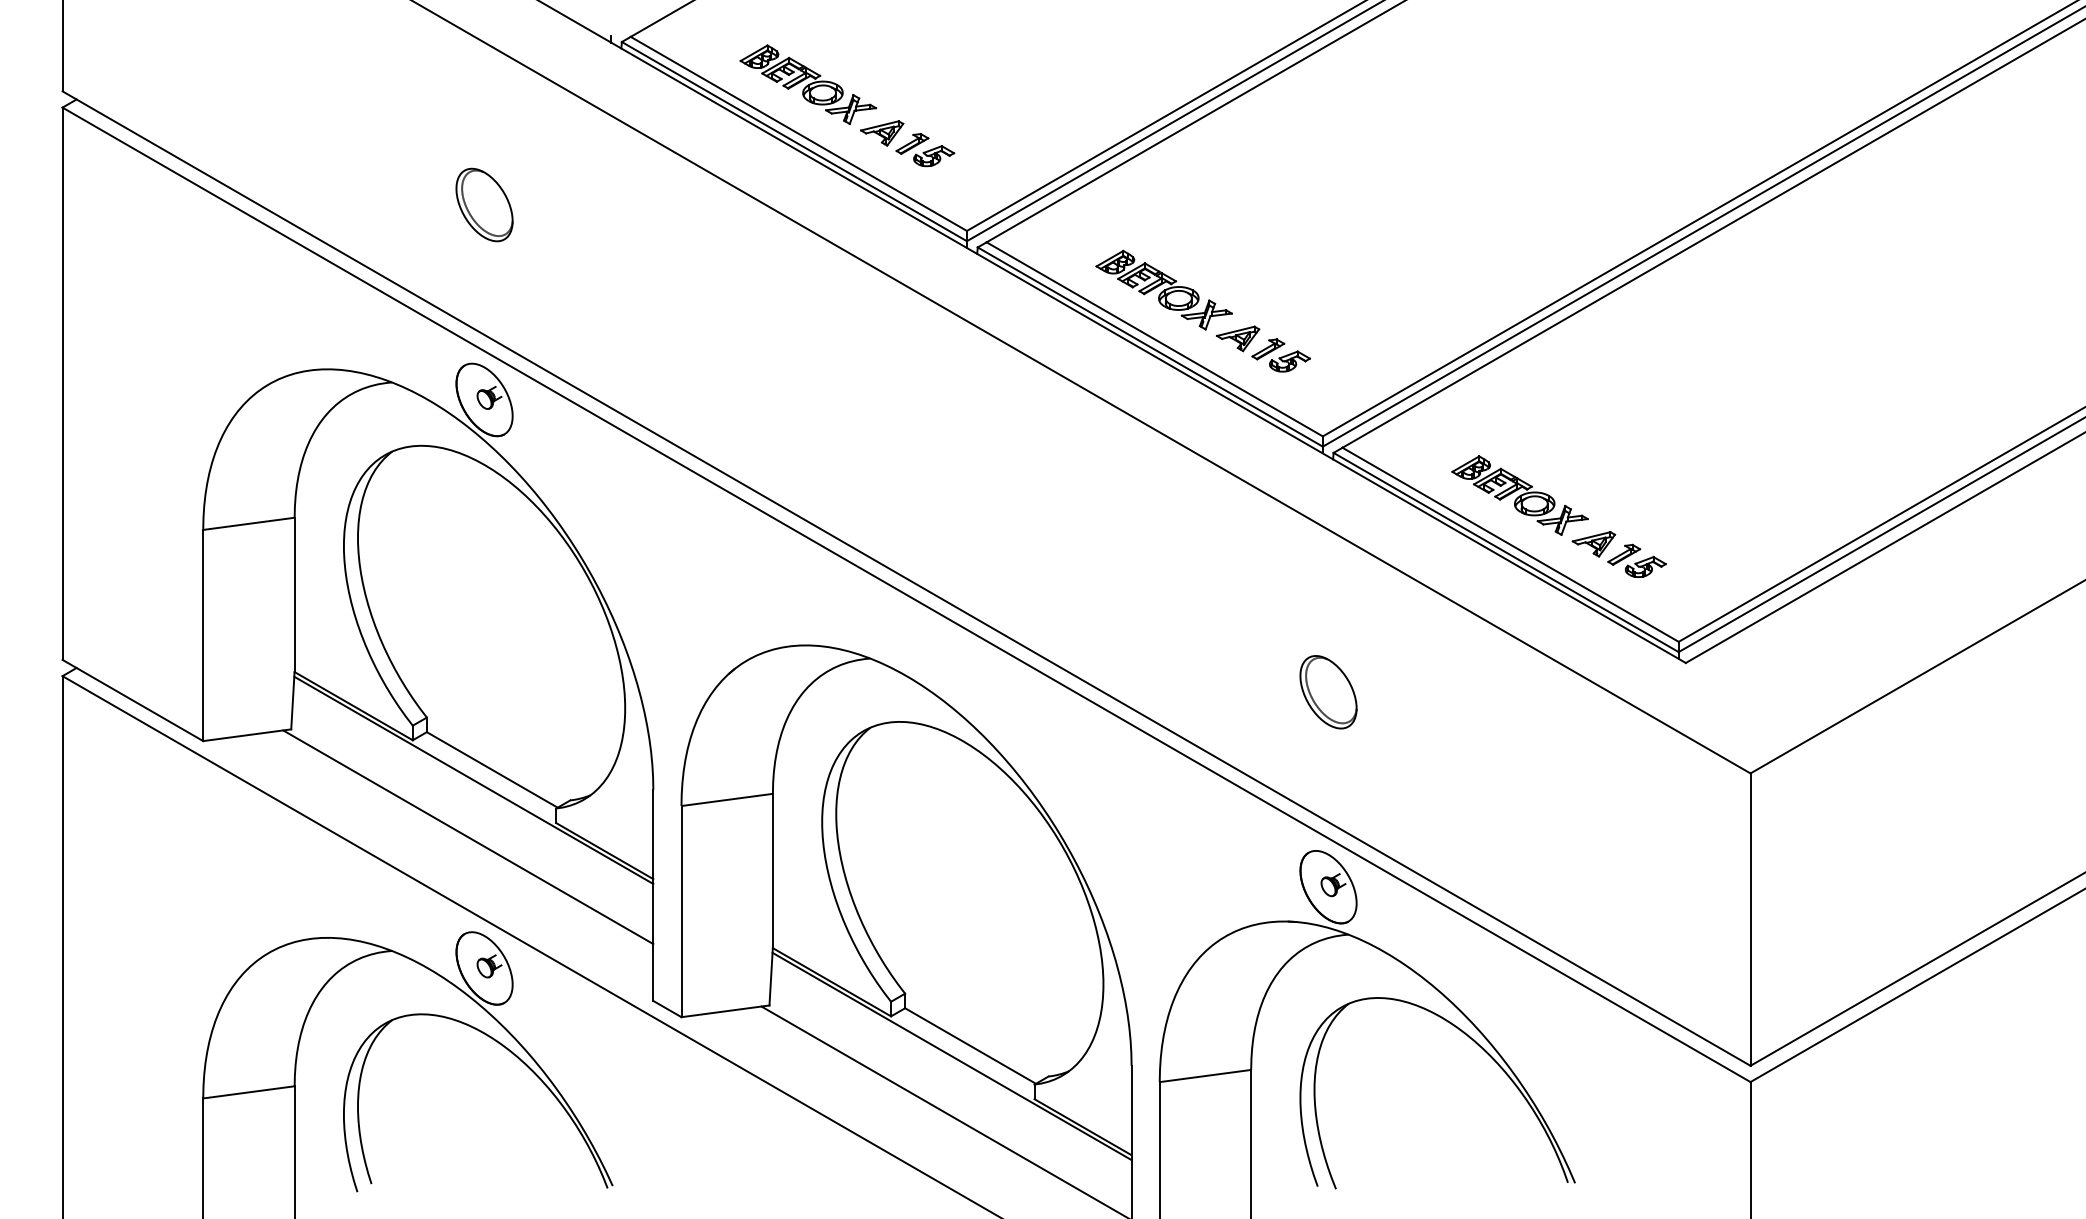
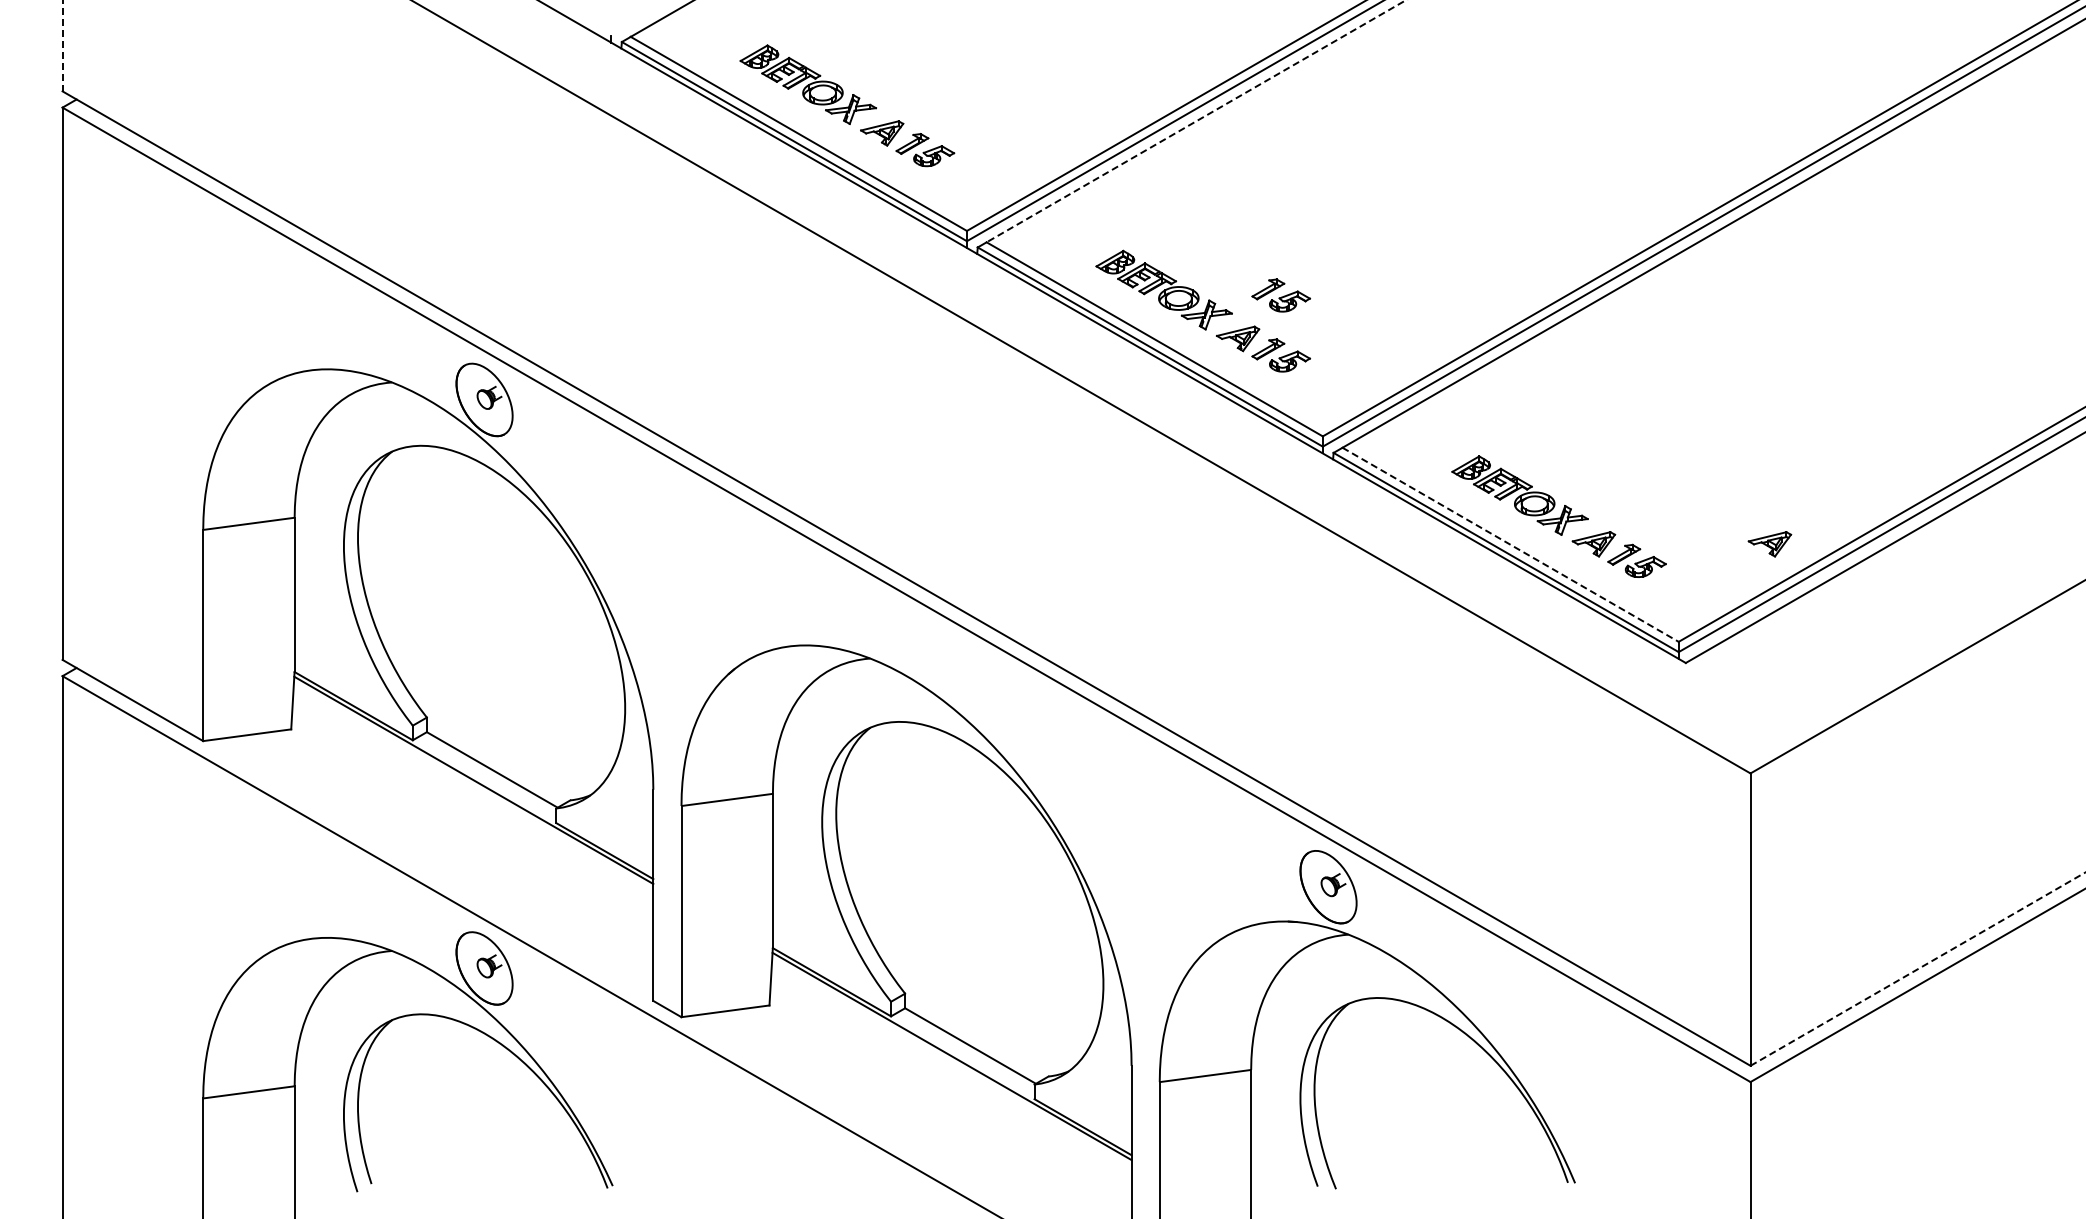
line: solid -> dashed (62, 46)
line: solid -> dashed (1196, 121)
part: present -> none (484, 204)
part: none -> present (1281, 295)
part: none -> present (1769, 544)
line: solid -> dashed (1511, 545)
part: present -> none (1328, 692)
line: present -> none (468, 837)
line: solid -> dashed (1918, 968)
line: present -> none (942, 1110)
